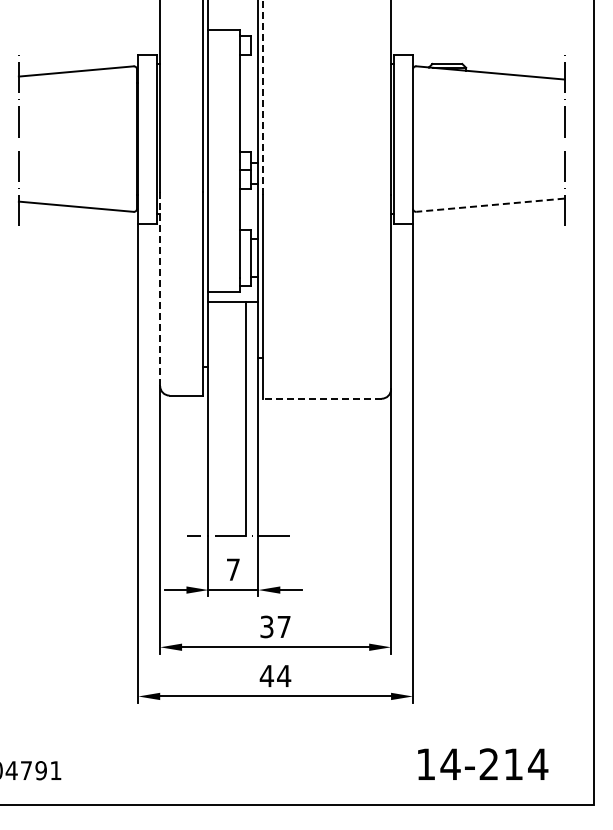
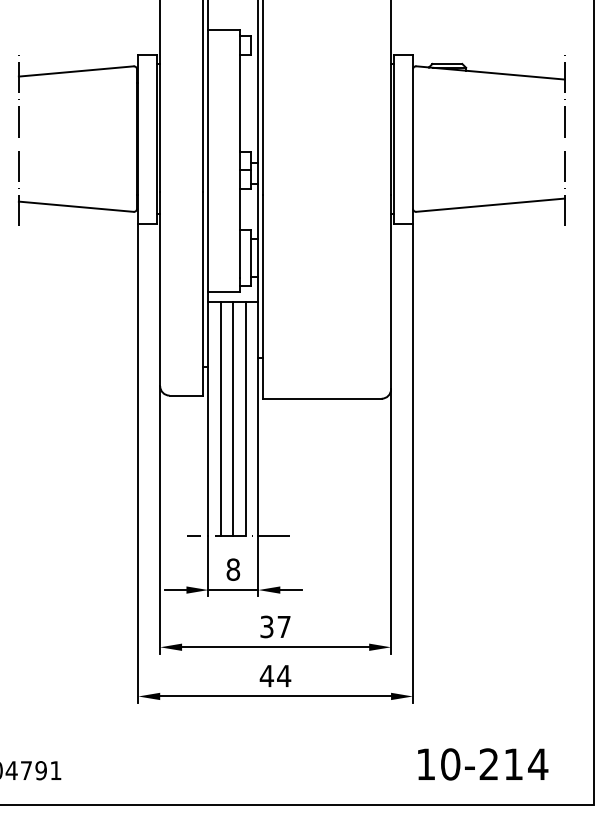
line: dashed -> solid (262, 97)
line: dashed -> solid (490, 205)
line: dashed -> solid (160, 289)
line: dashed -> solid (321, 398)
line: none -> present (220, 418)
line: none -> present (233, 418)
text: 7 -> 8 (233, 569)
text: 14-214 -> 10-214 (450, 764)
